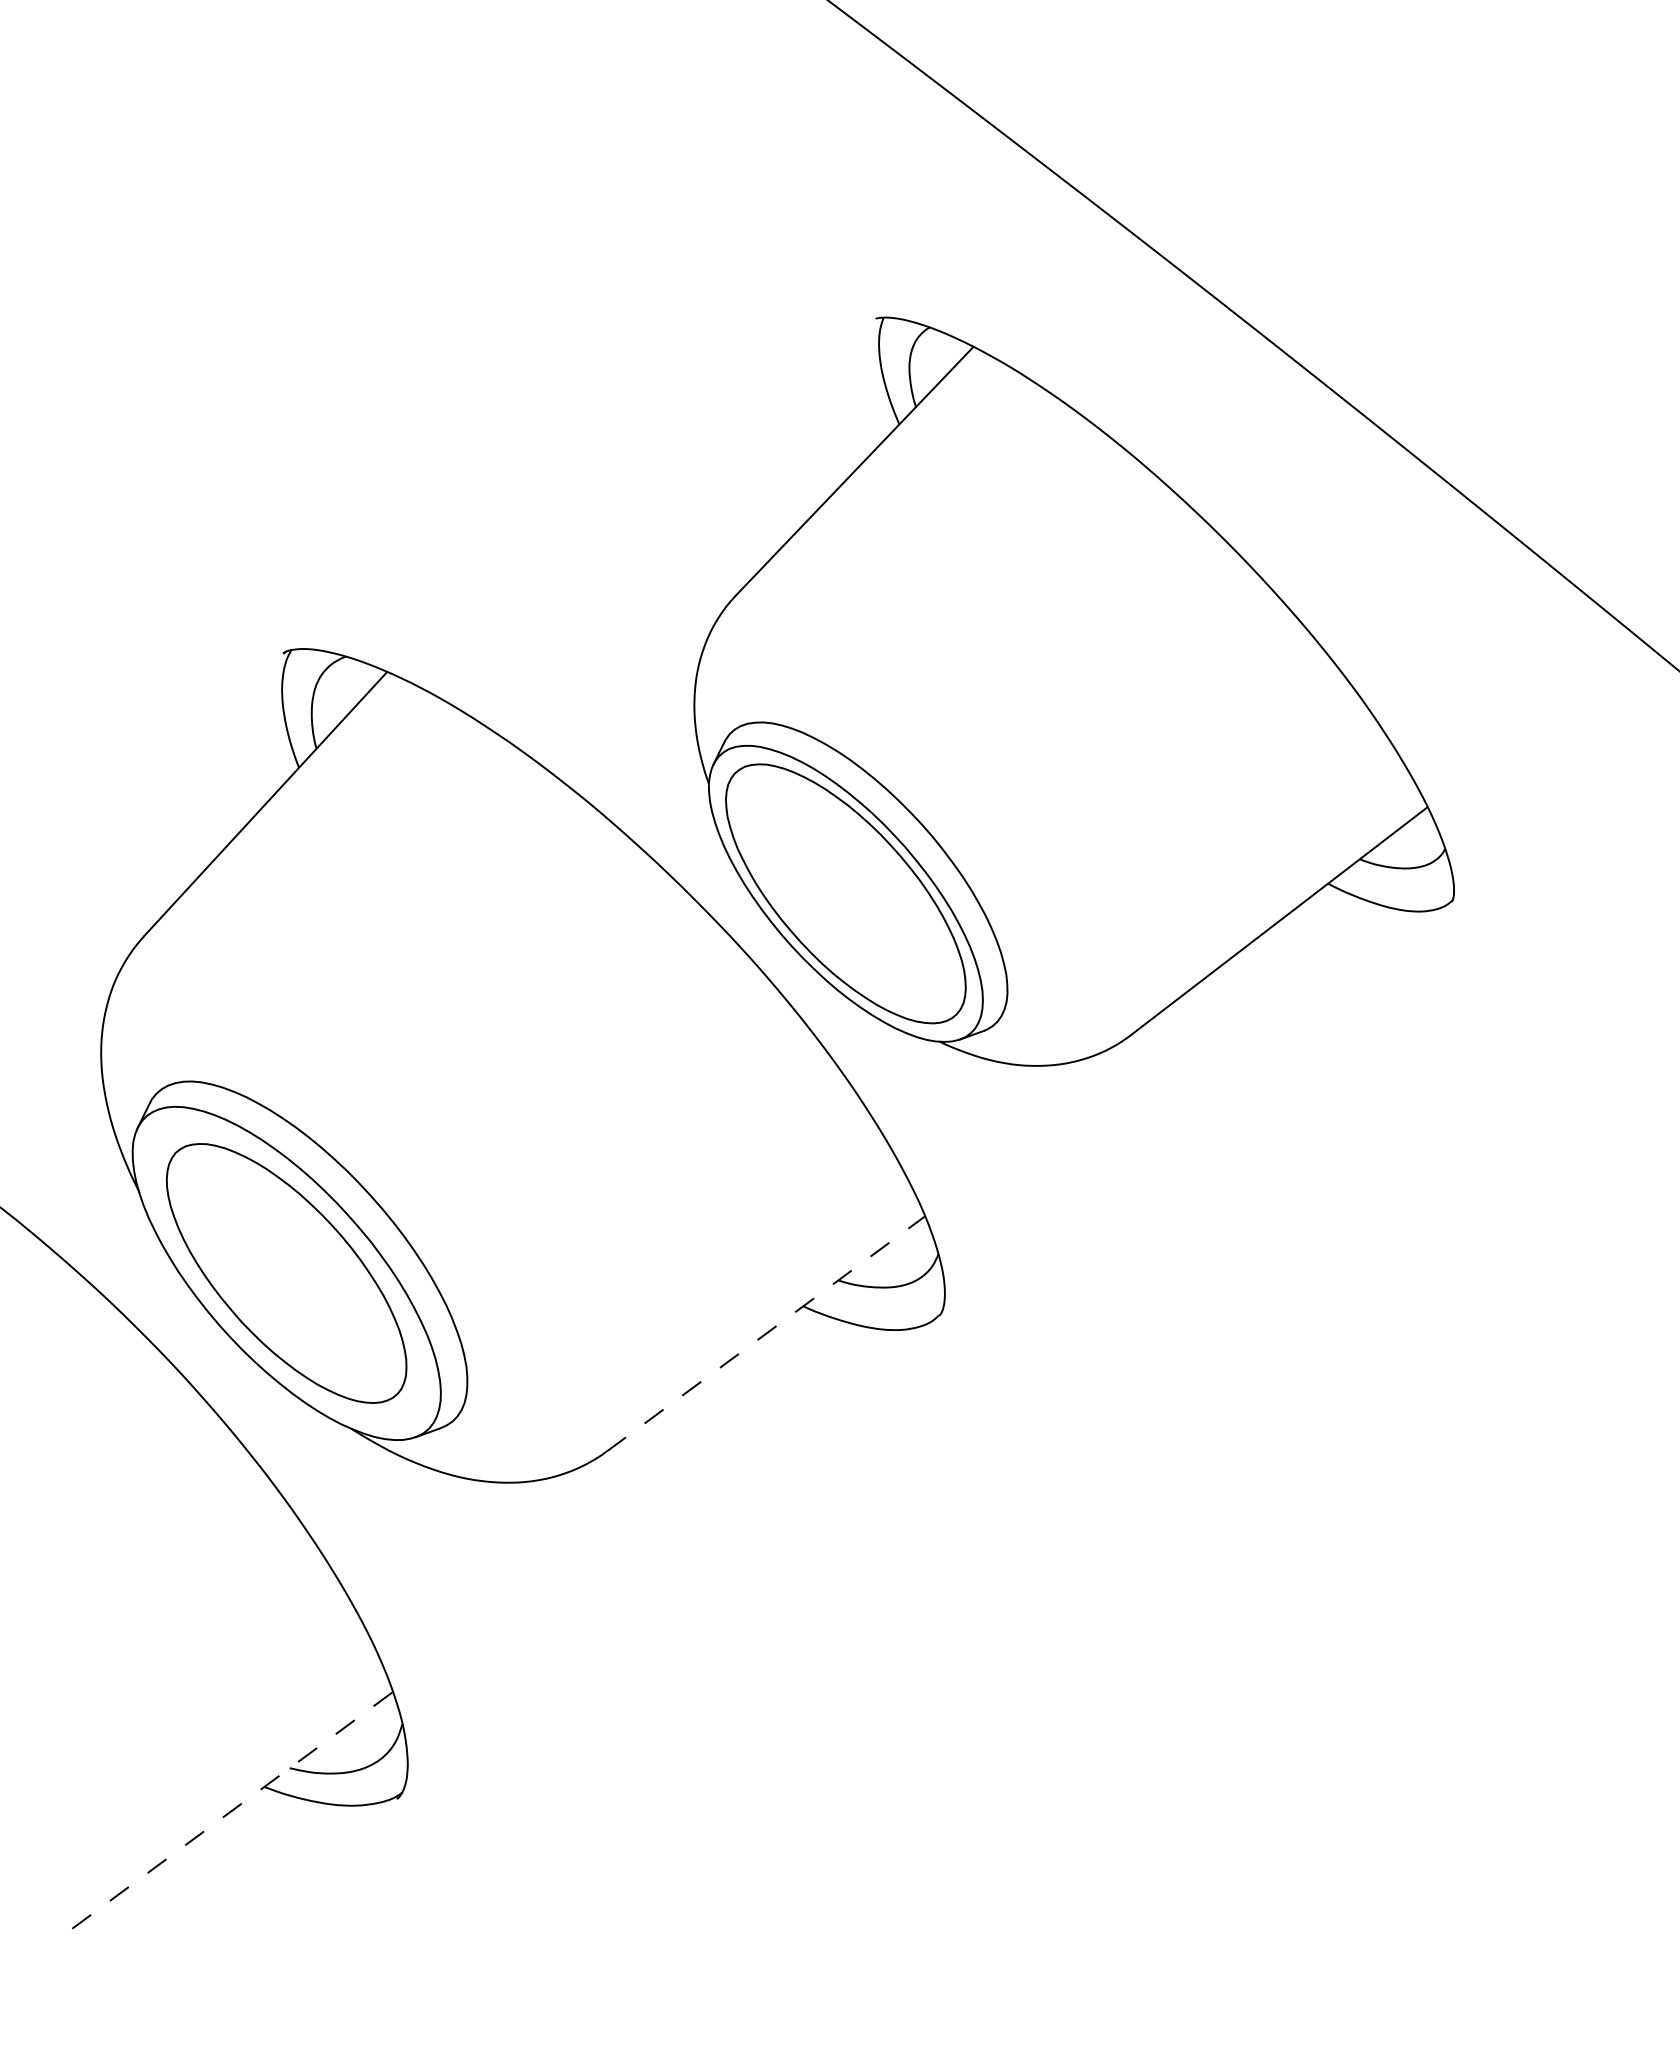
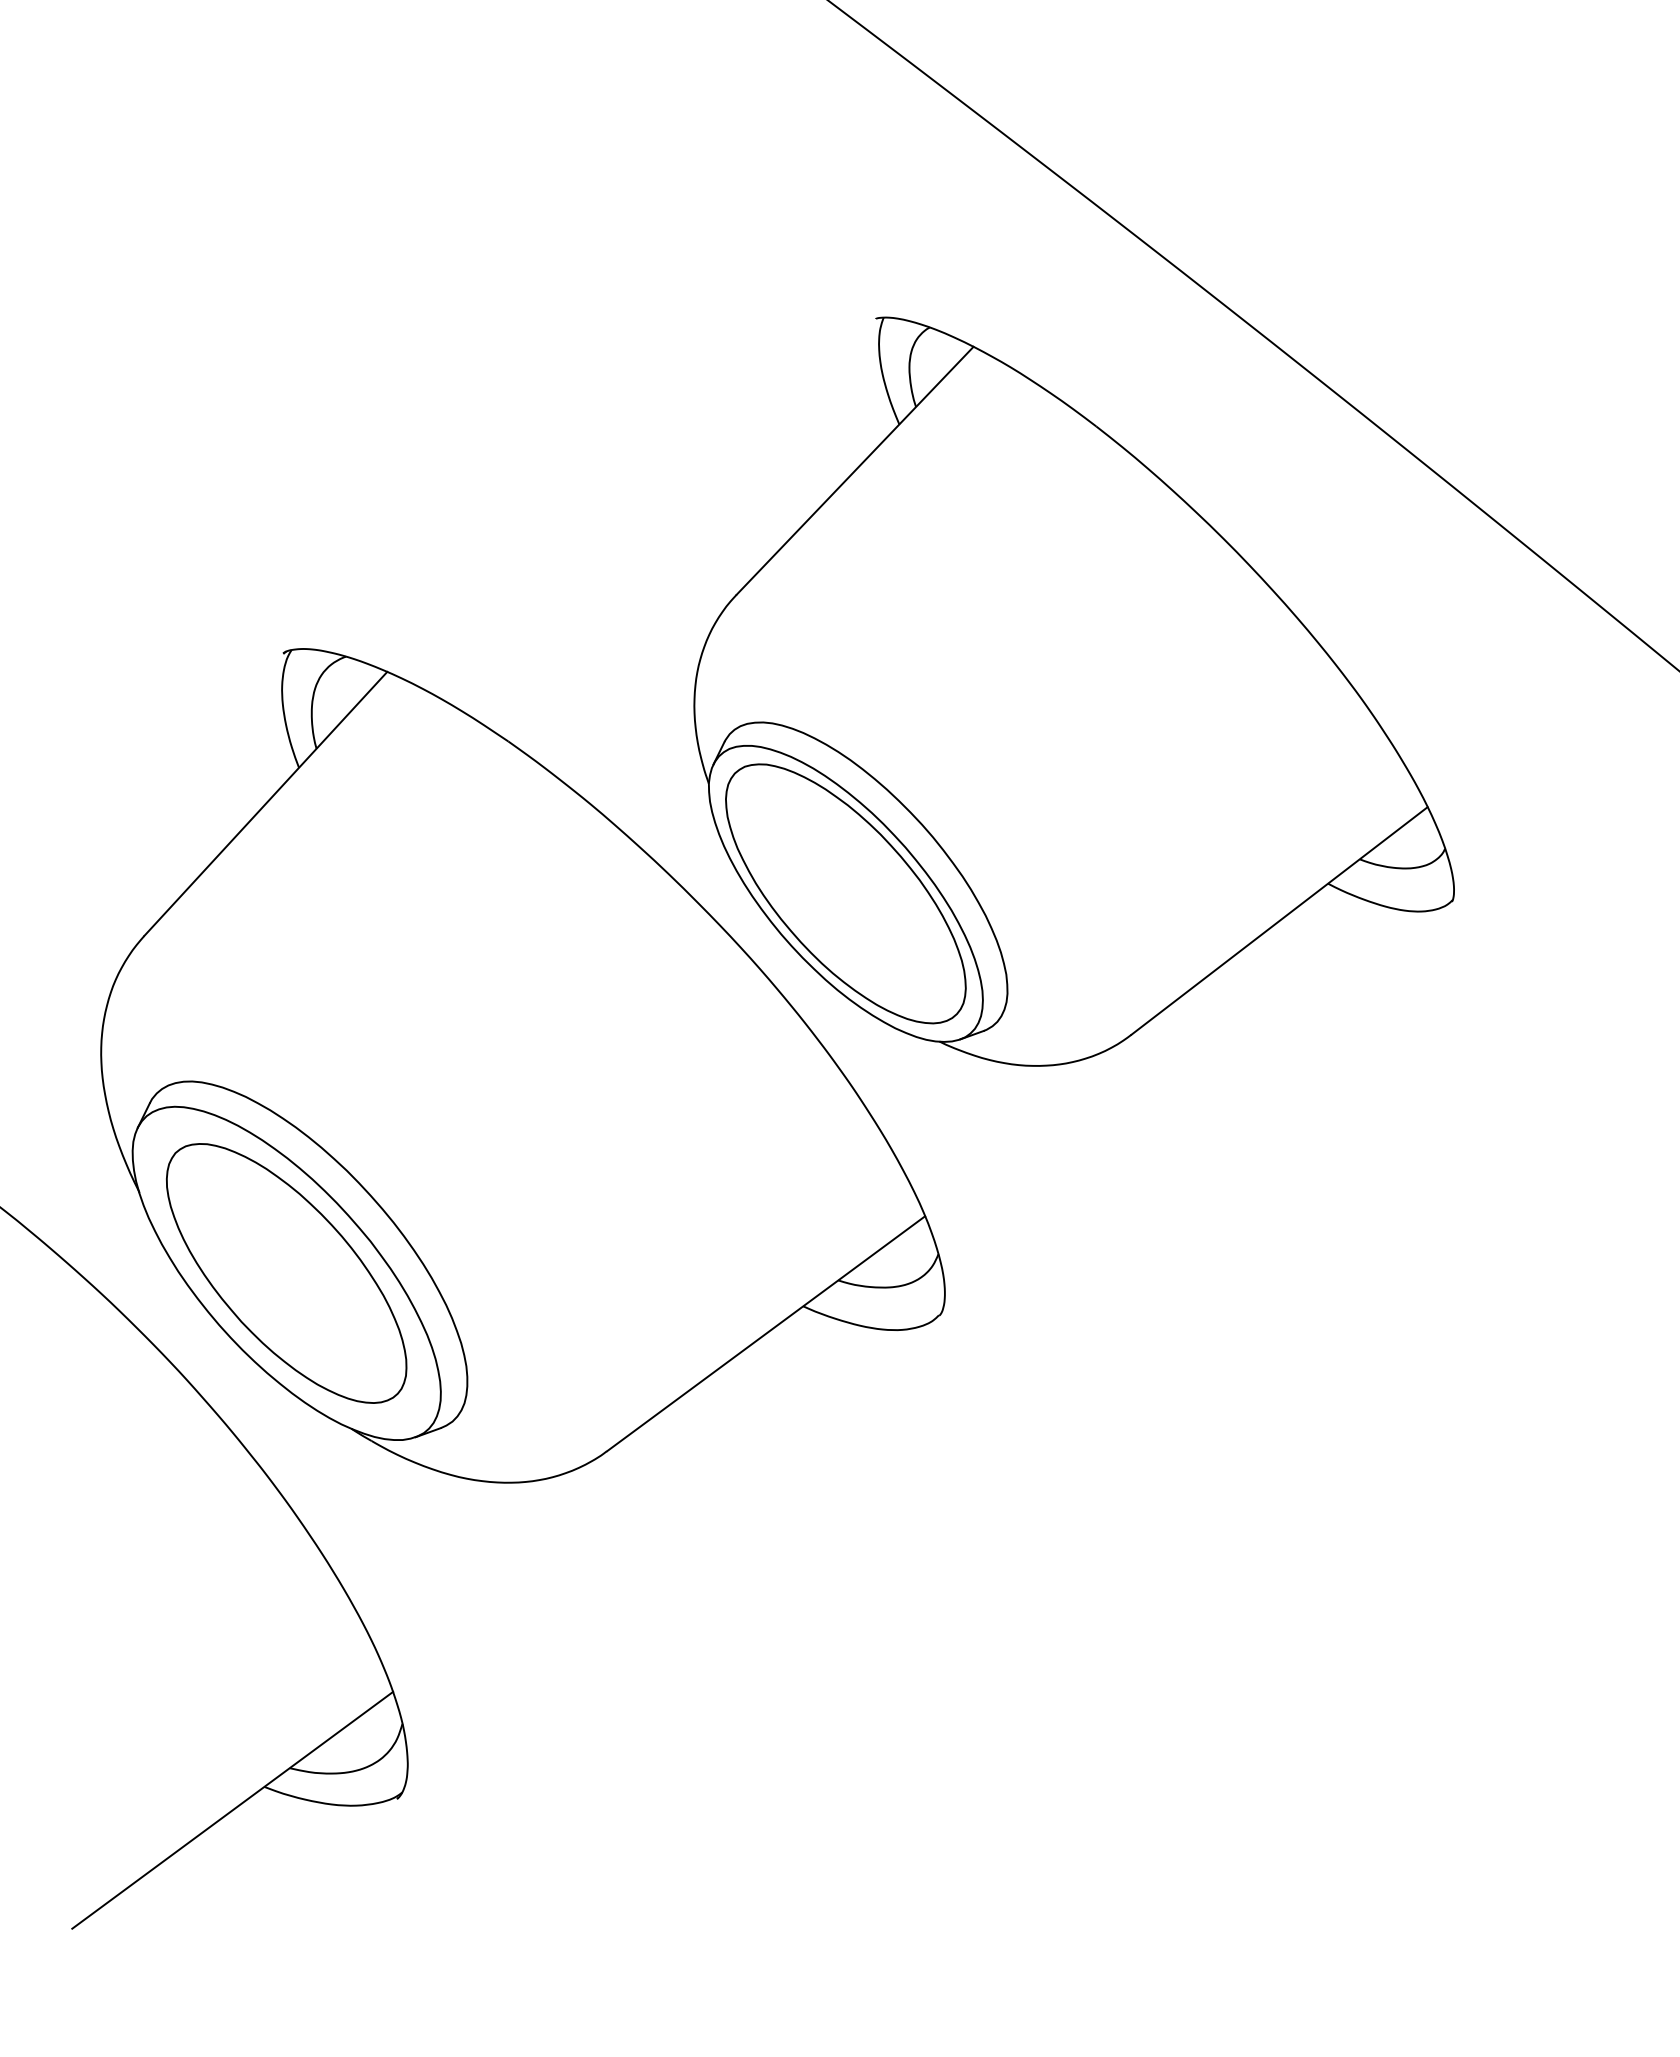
line: dashed -> solid (766, 1333)
line: dashed -> solid (233, 1810)
